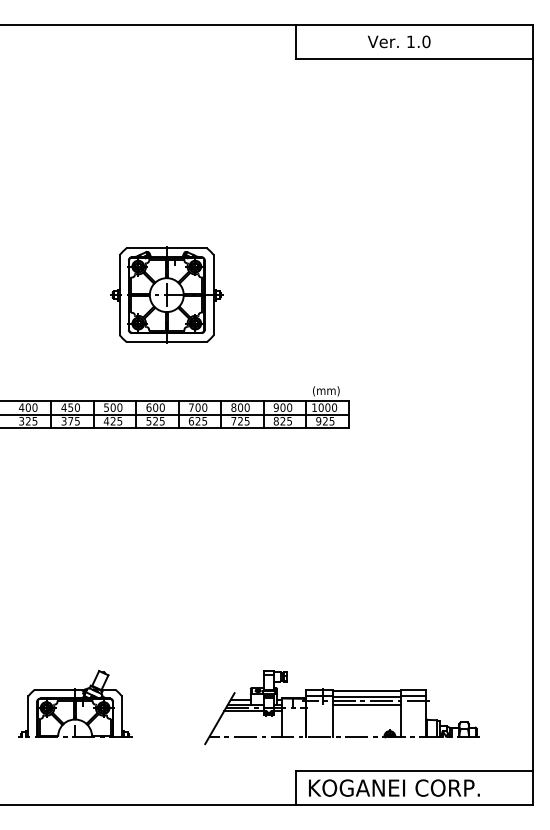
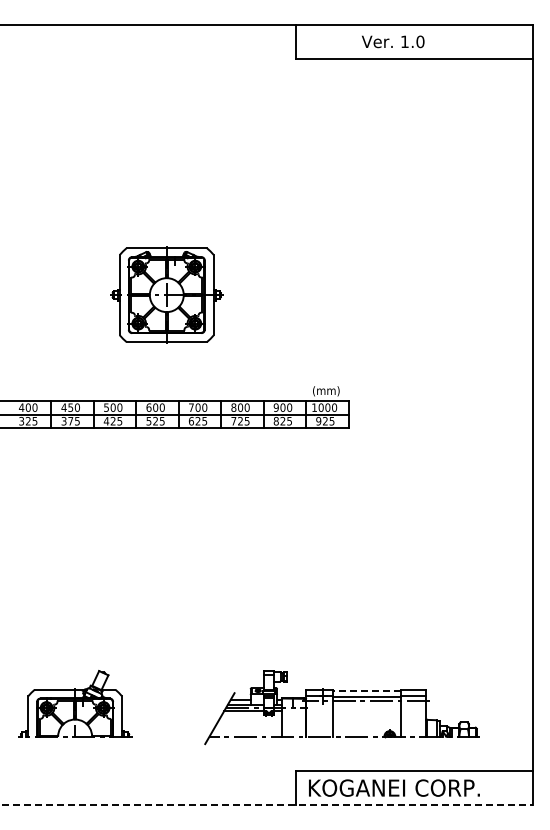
text position: (399, 41) -> (393, 41) (393, 41)
line: solid -> dashed (366, 691)
line: present -> none (366, 704)
line: solid -> dashed (267, 805)
